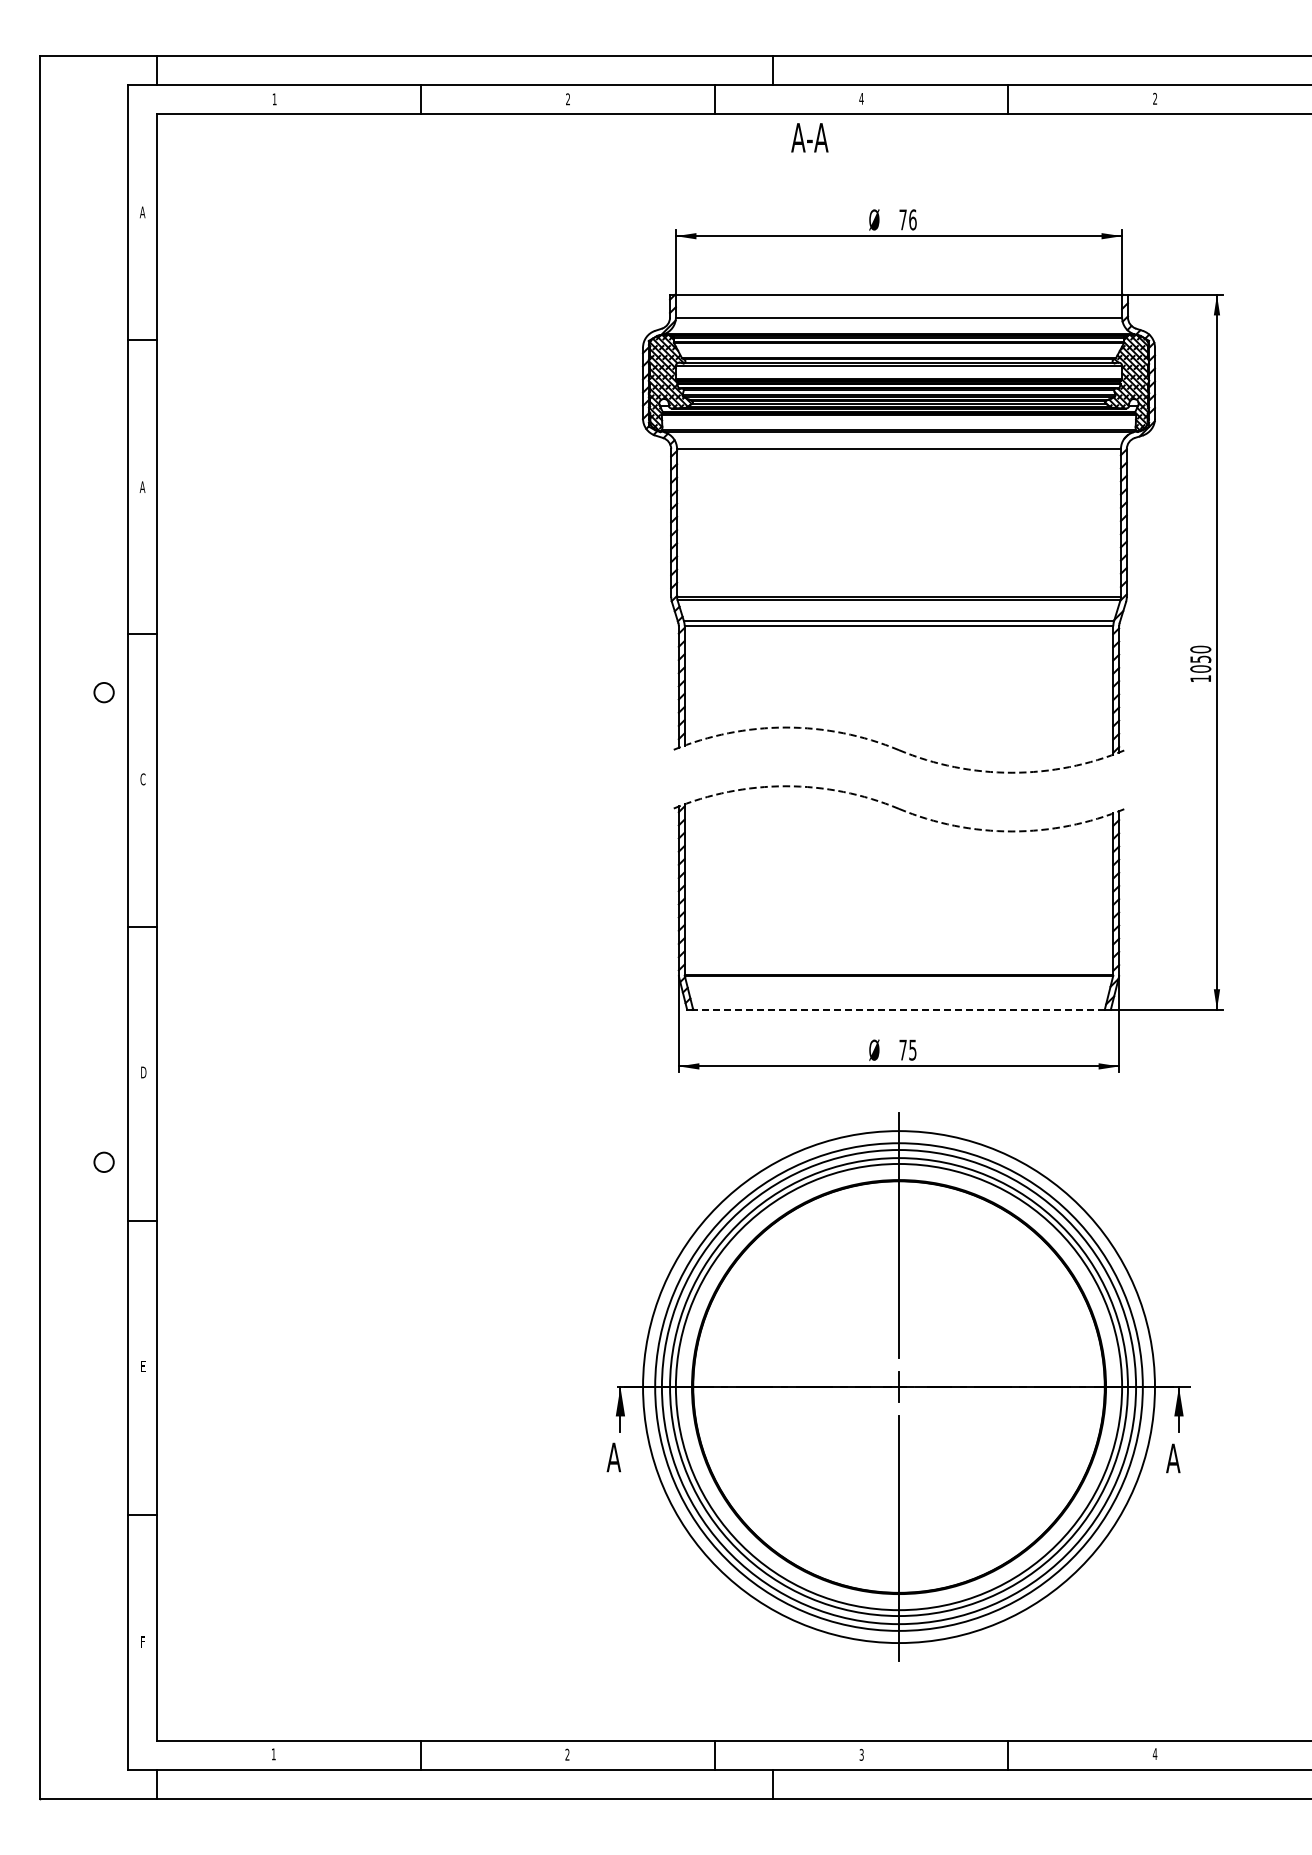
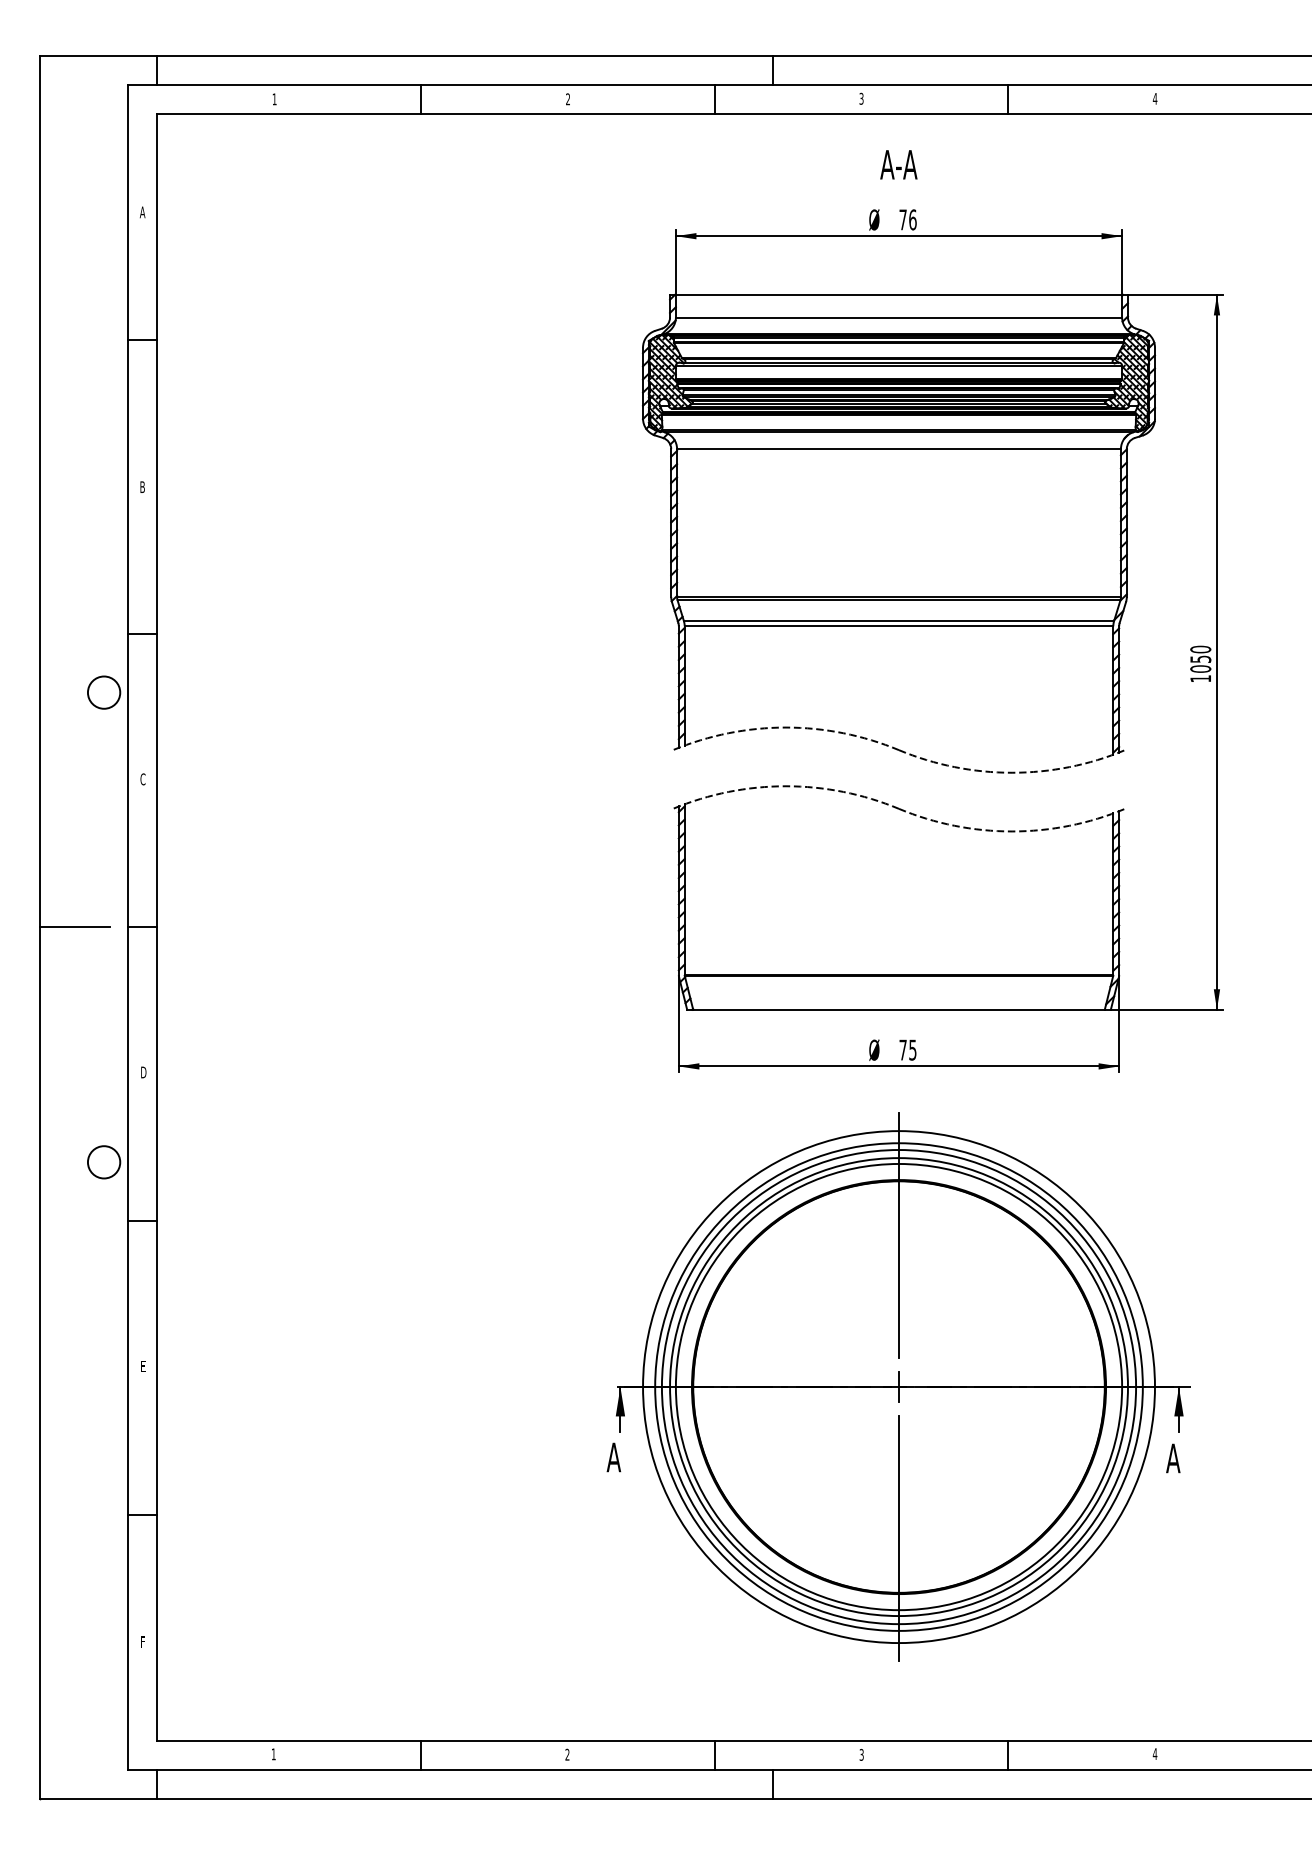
text: 4 -> 3 (861, 98)
text: 2 -> 4 (1154, 98)
text position: (809, 137) -> (898, 164) (898, 164)
text: A -> B (142, 486)
circle diameter: 19 px -> 32 px (103, 692)
line: none -> present (74, 927)
line: dashed -> solid (899, 1009)
circle diameter: 19 px -> 32 px (103, 1162)
